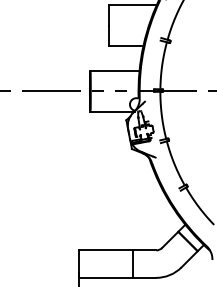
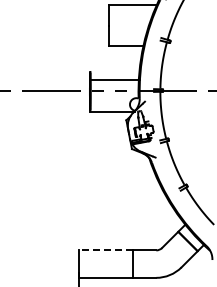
line position: (114, 71) -> (114, 80) (114, 80)
line: solid -> dashed (105, 250)
